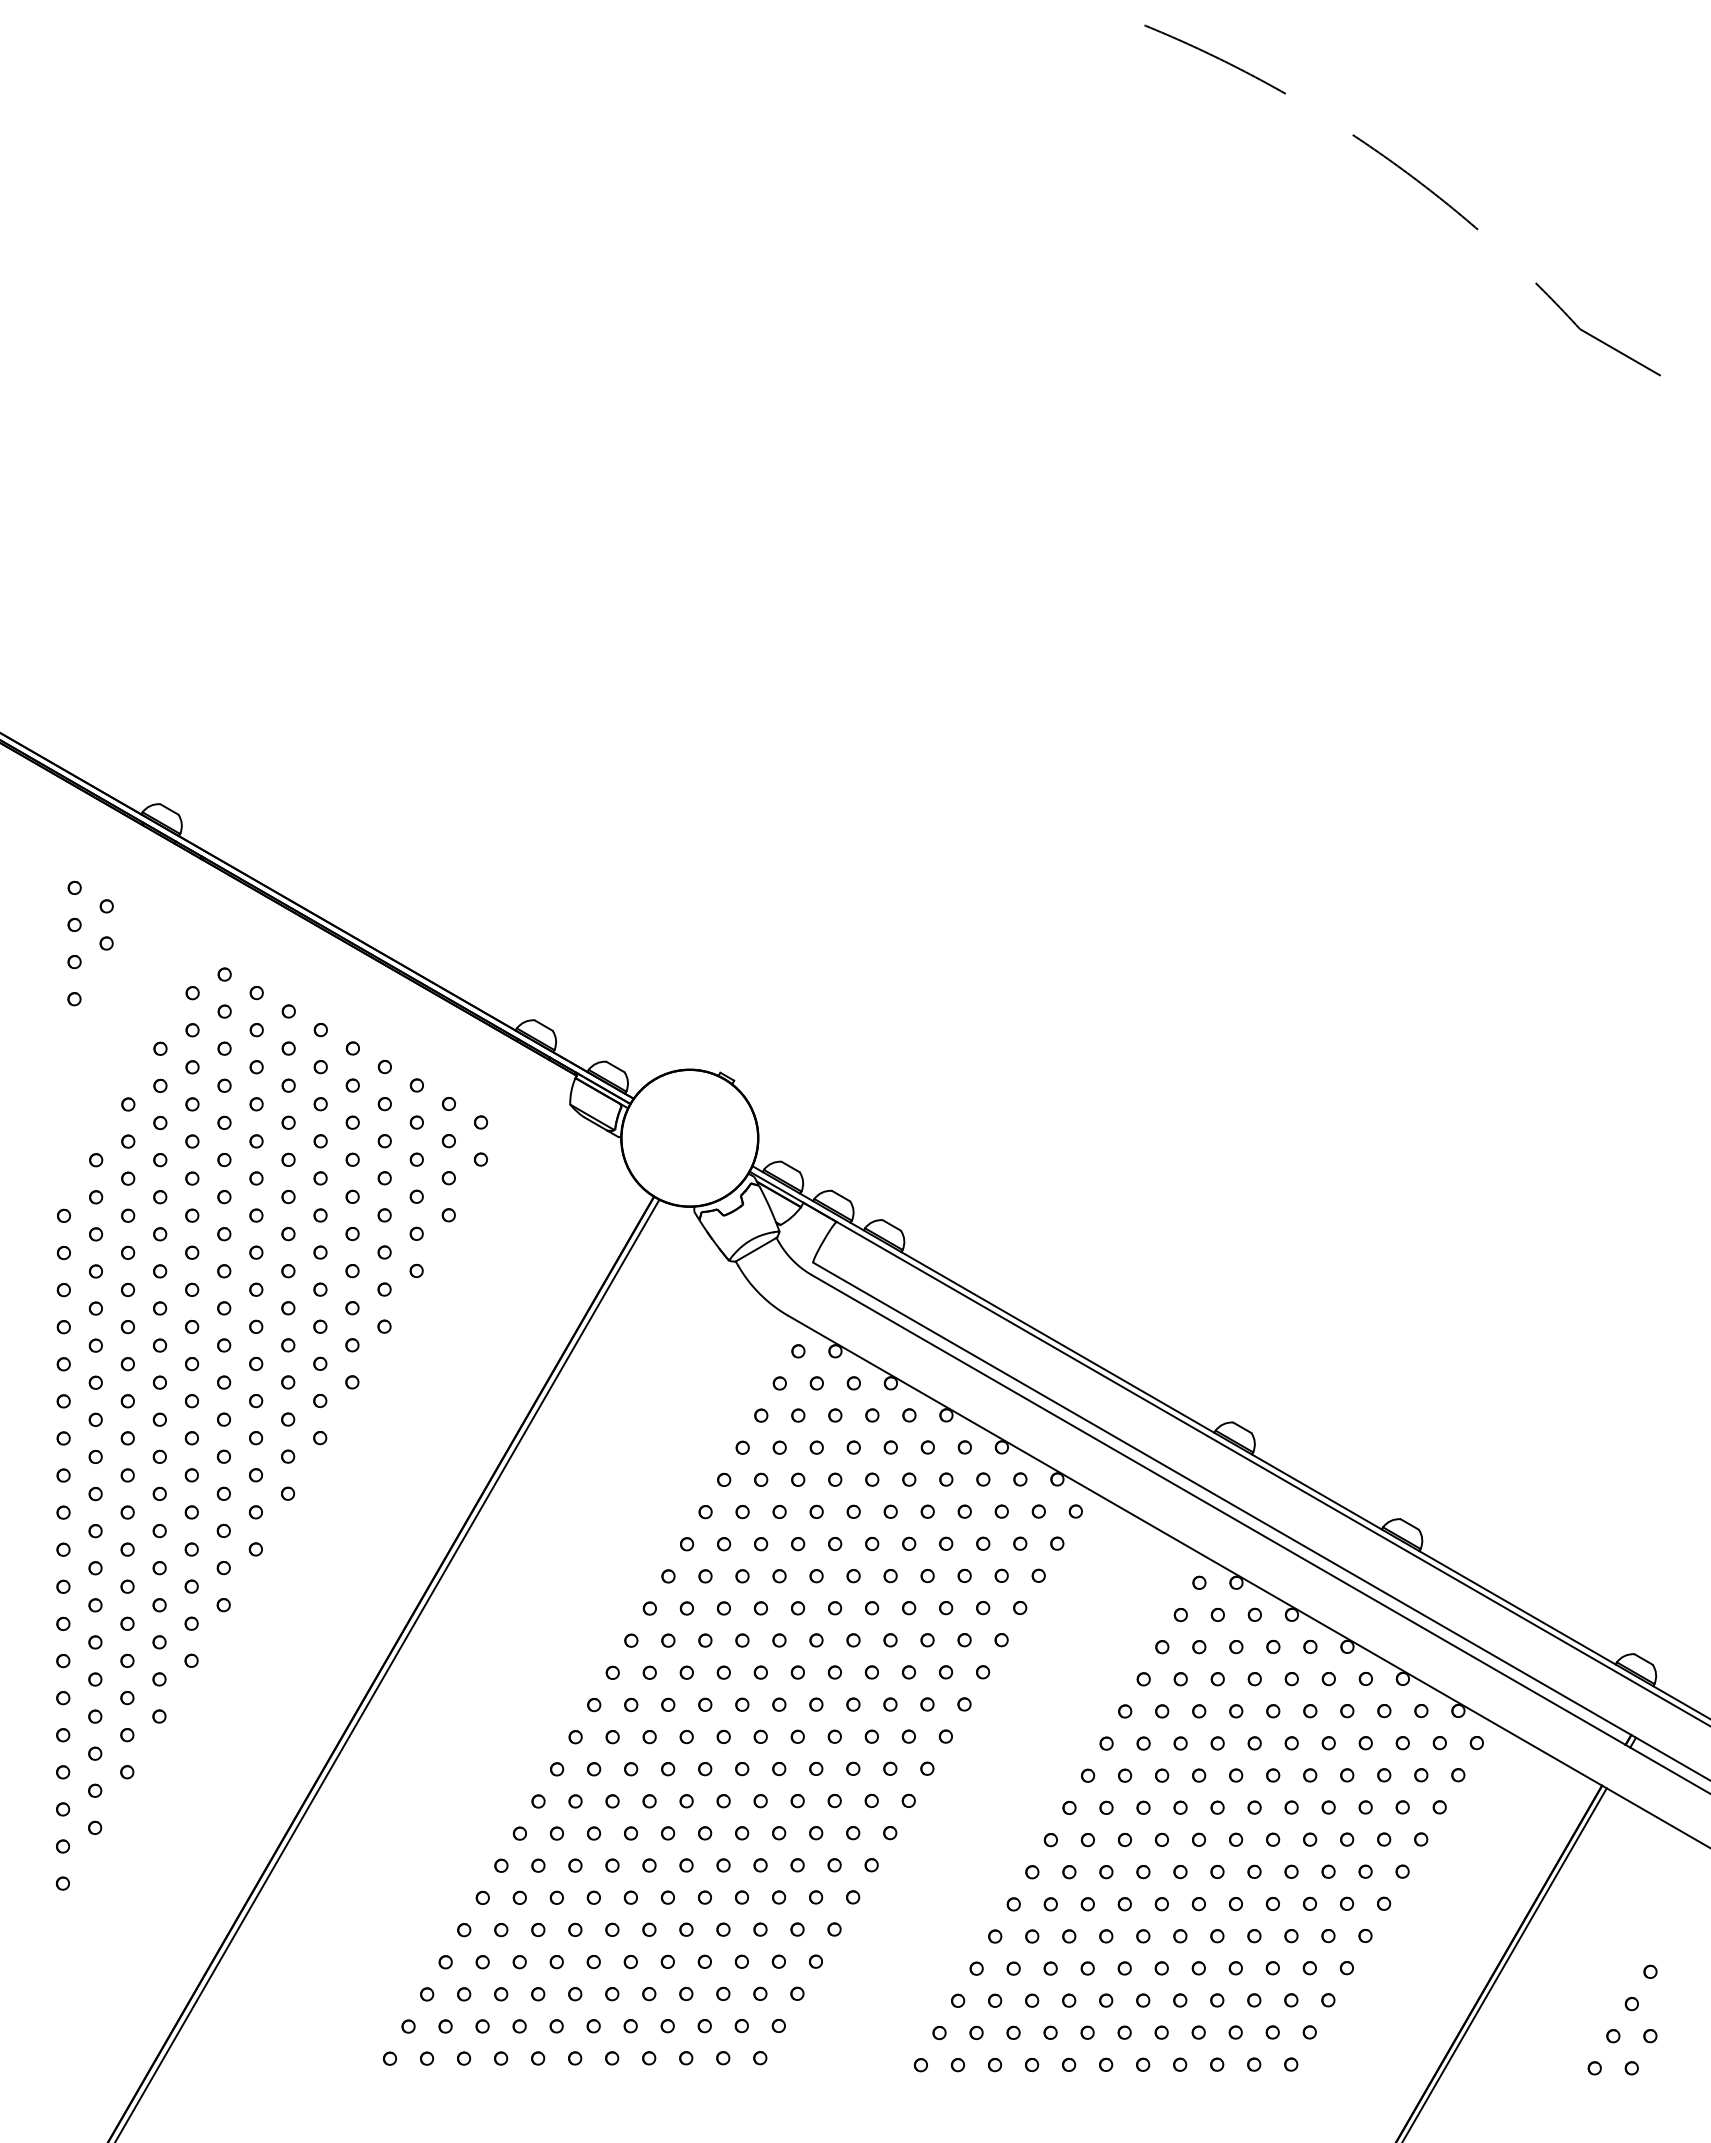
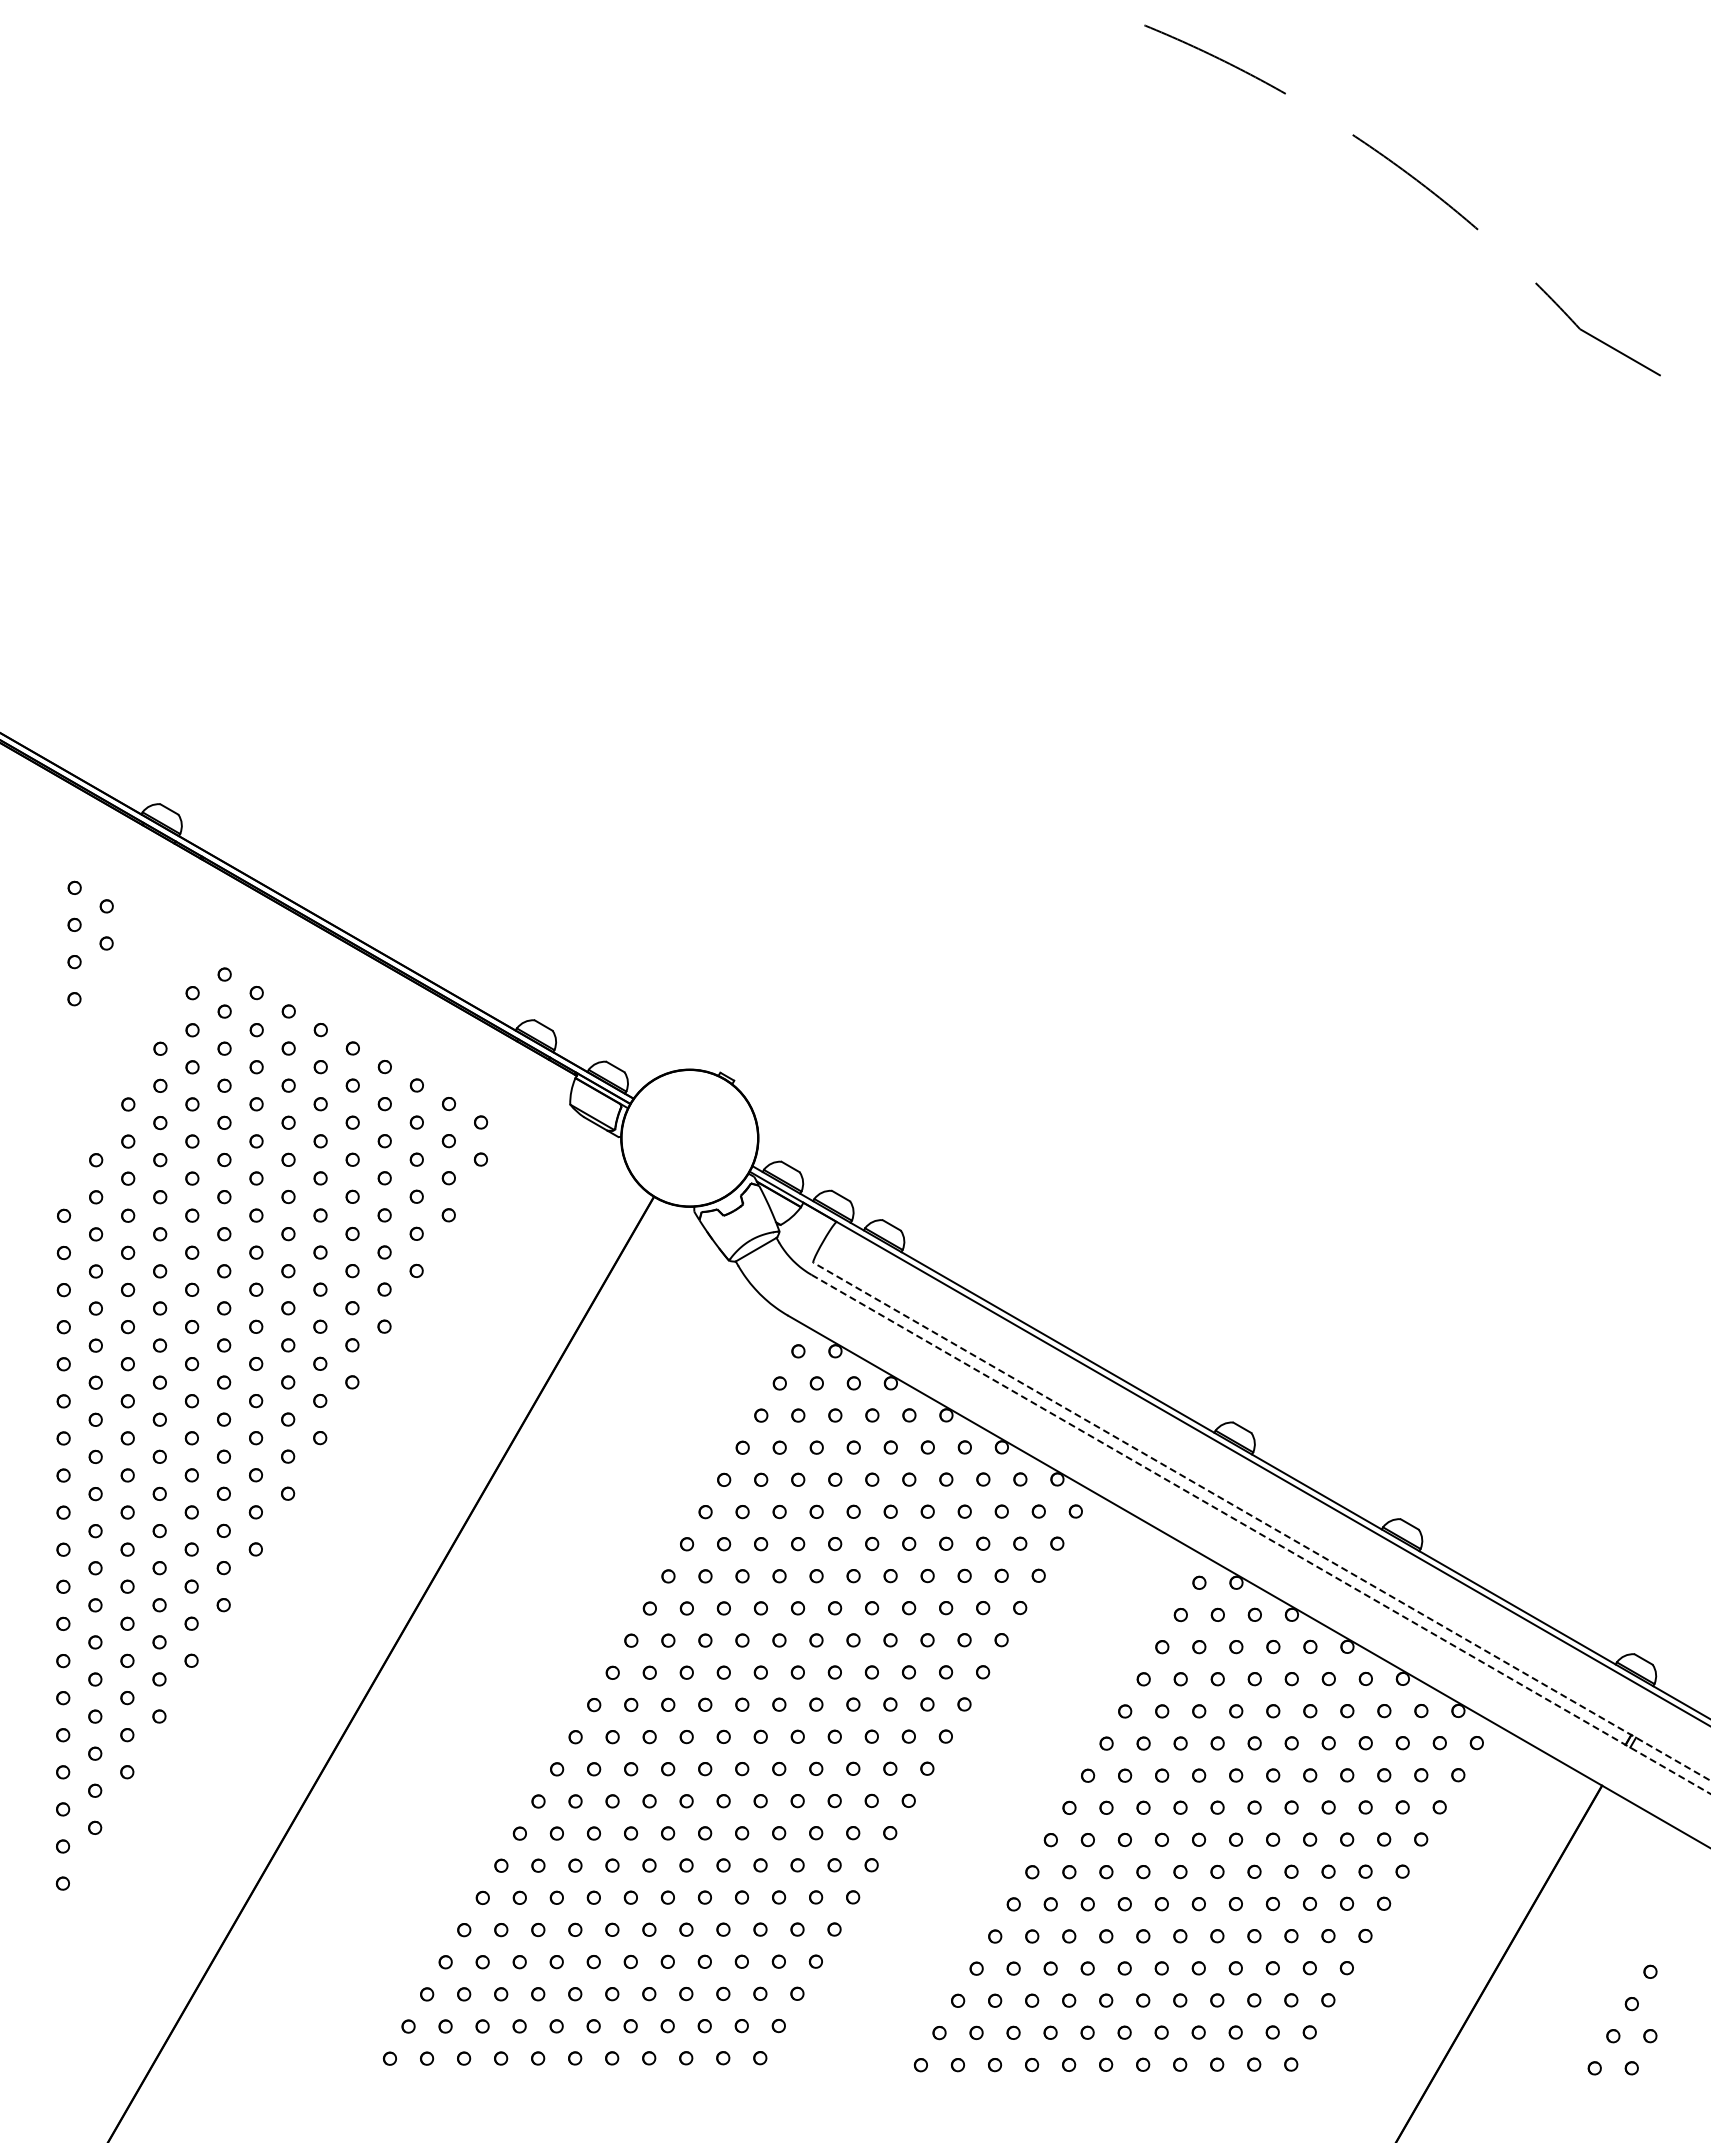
line: solid -> dashed (1261, 1521)
line: solid -> dashed (1260, 1534)
line: present -> none (387, 1669)
line: present -> none (1504, 1963)
